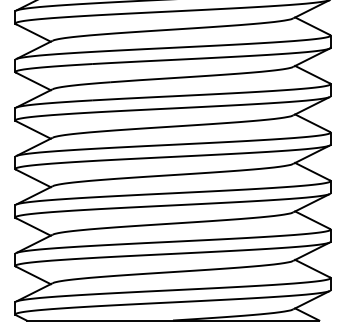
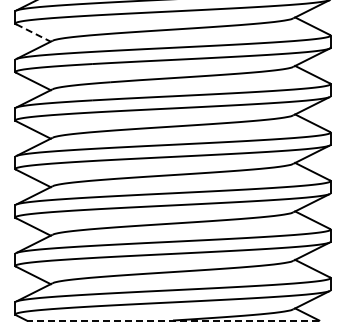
line: solid -> dashed (33, 33)
line: solid -> dashed (172, 320)
